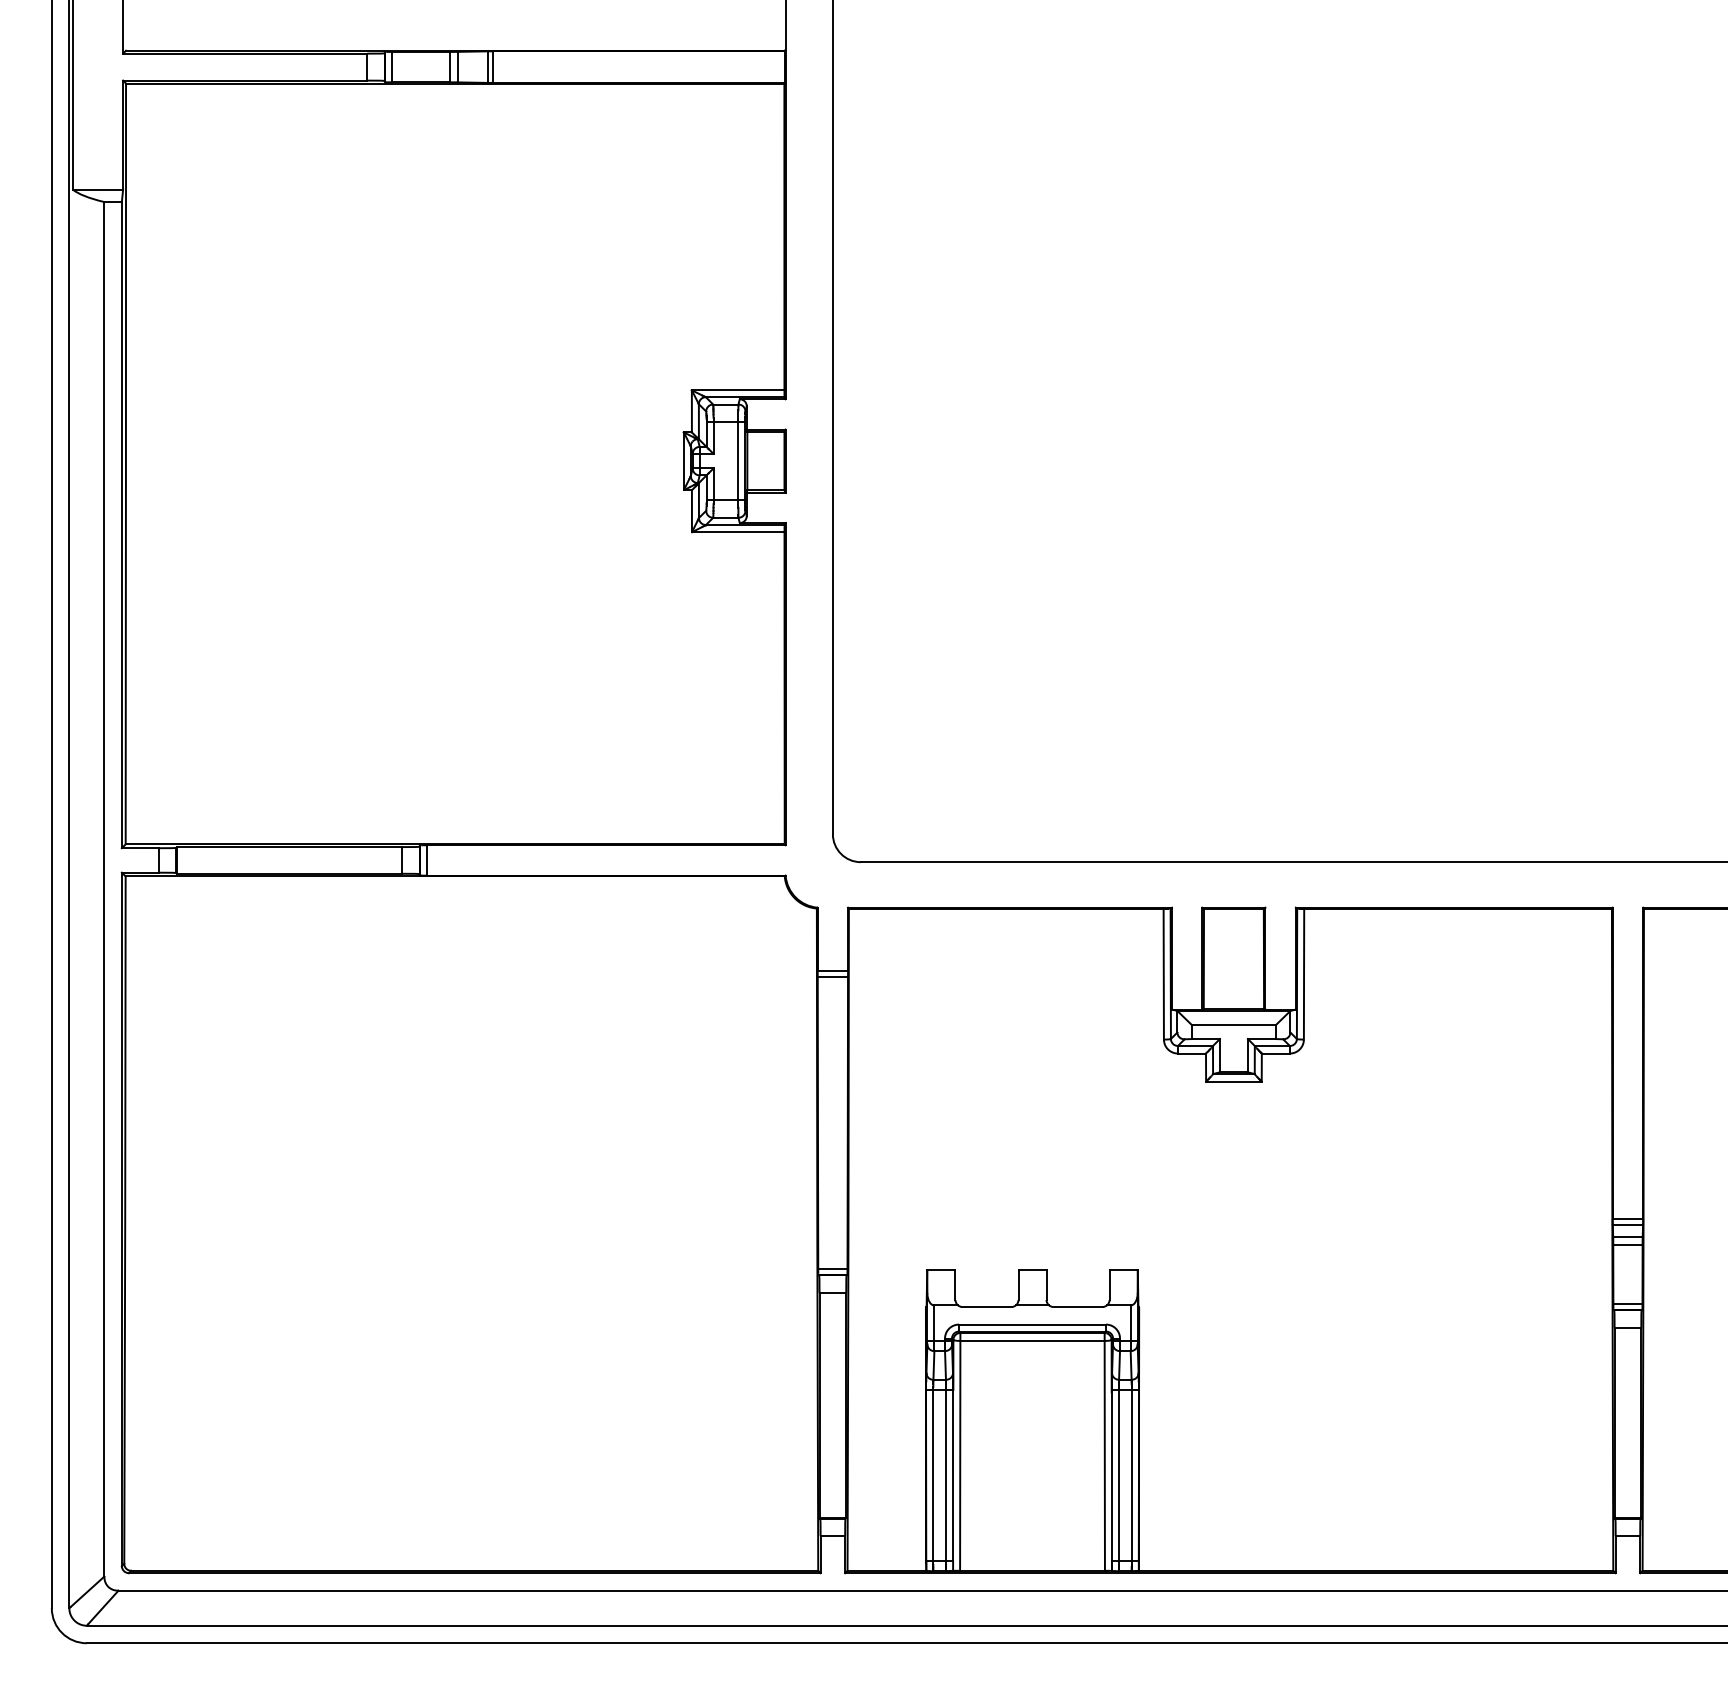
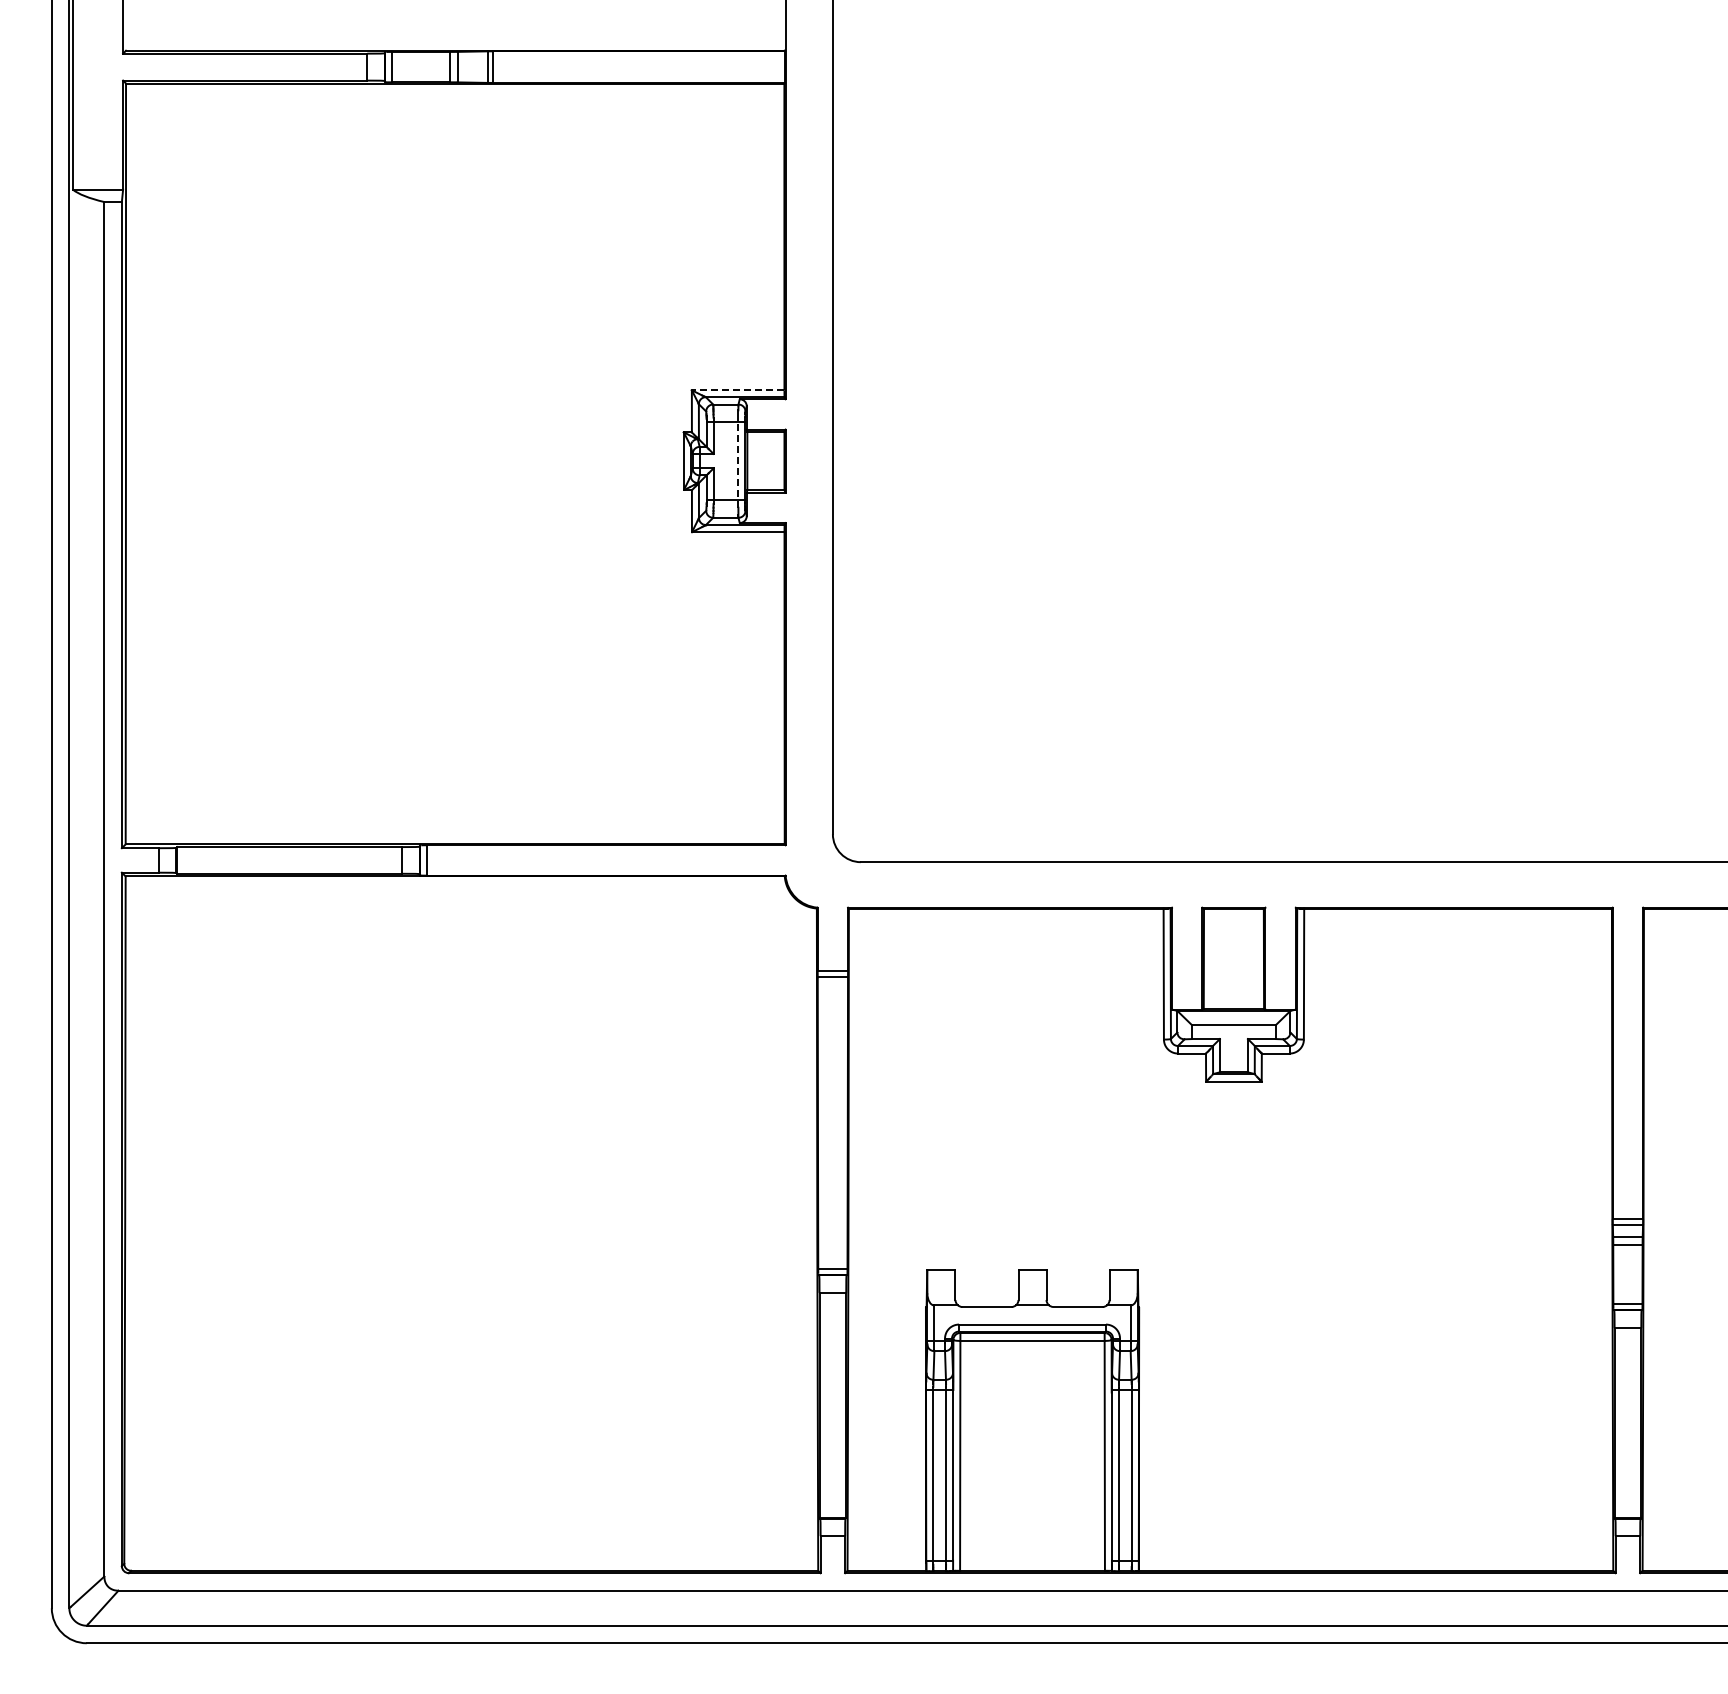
line: solid -> dashed (737, 390)
line: solid -> dashed (738, 463)
